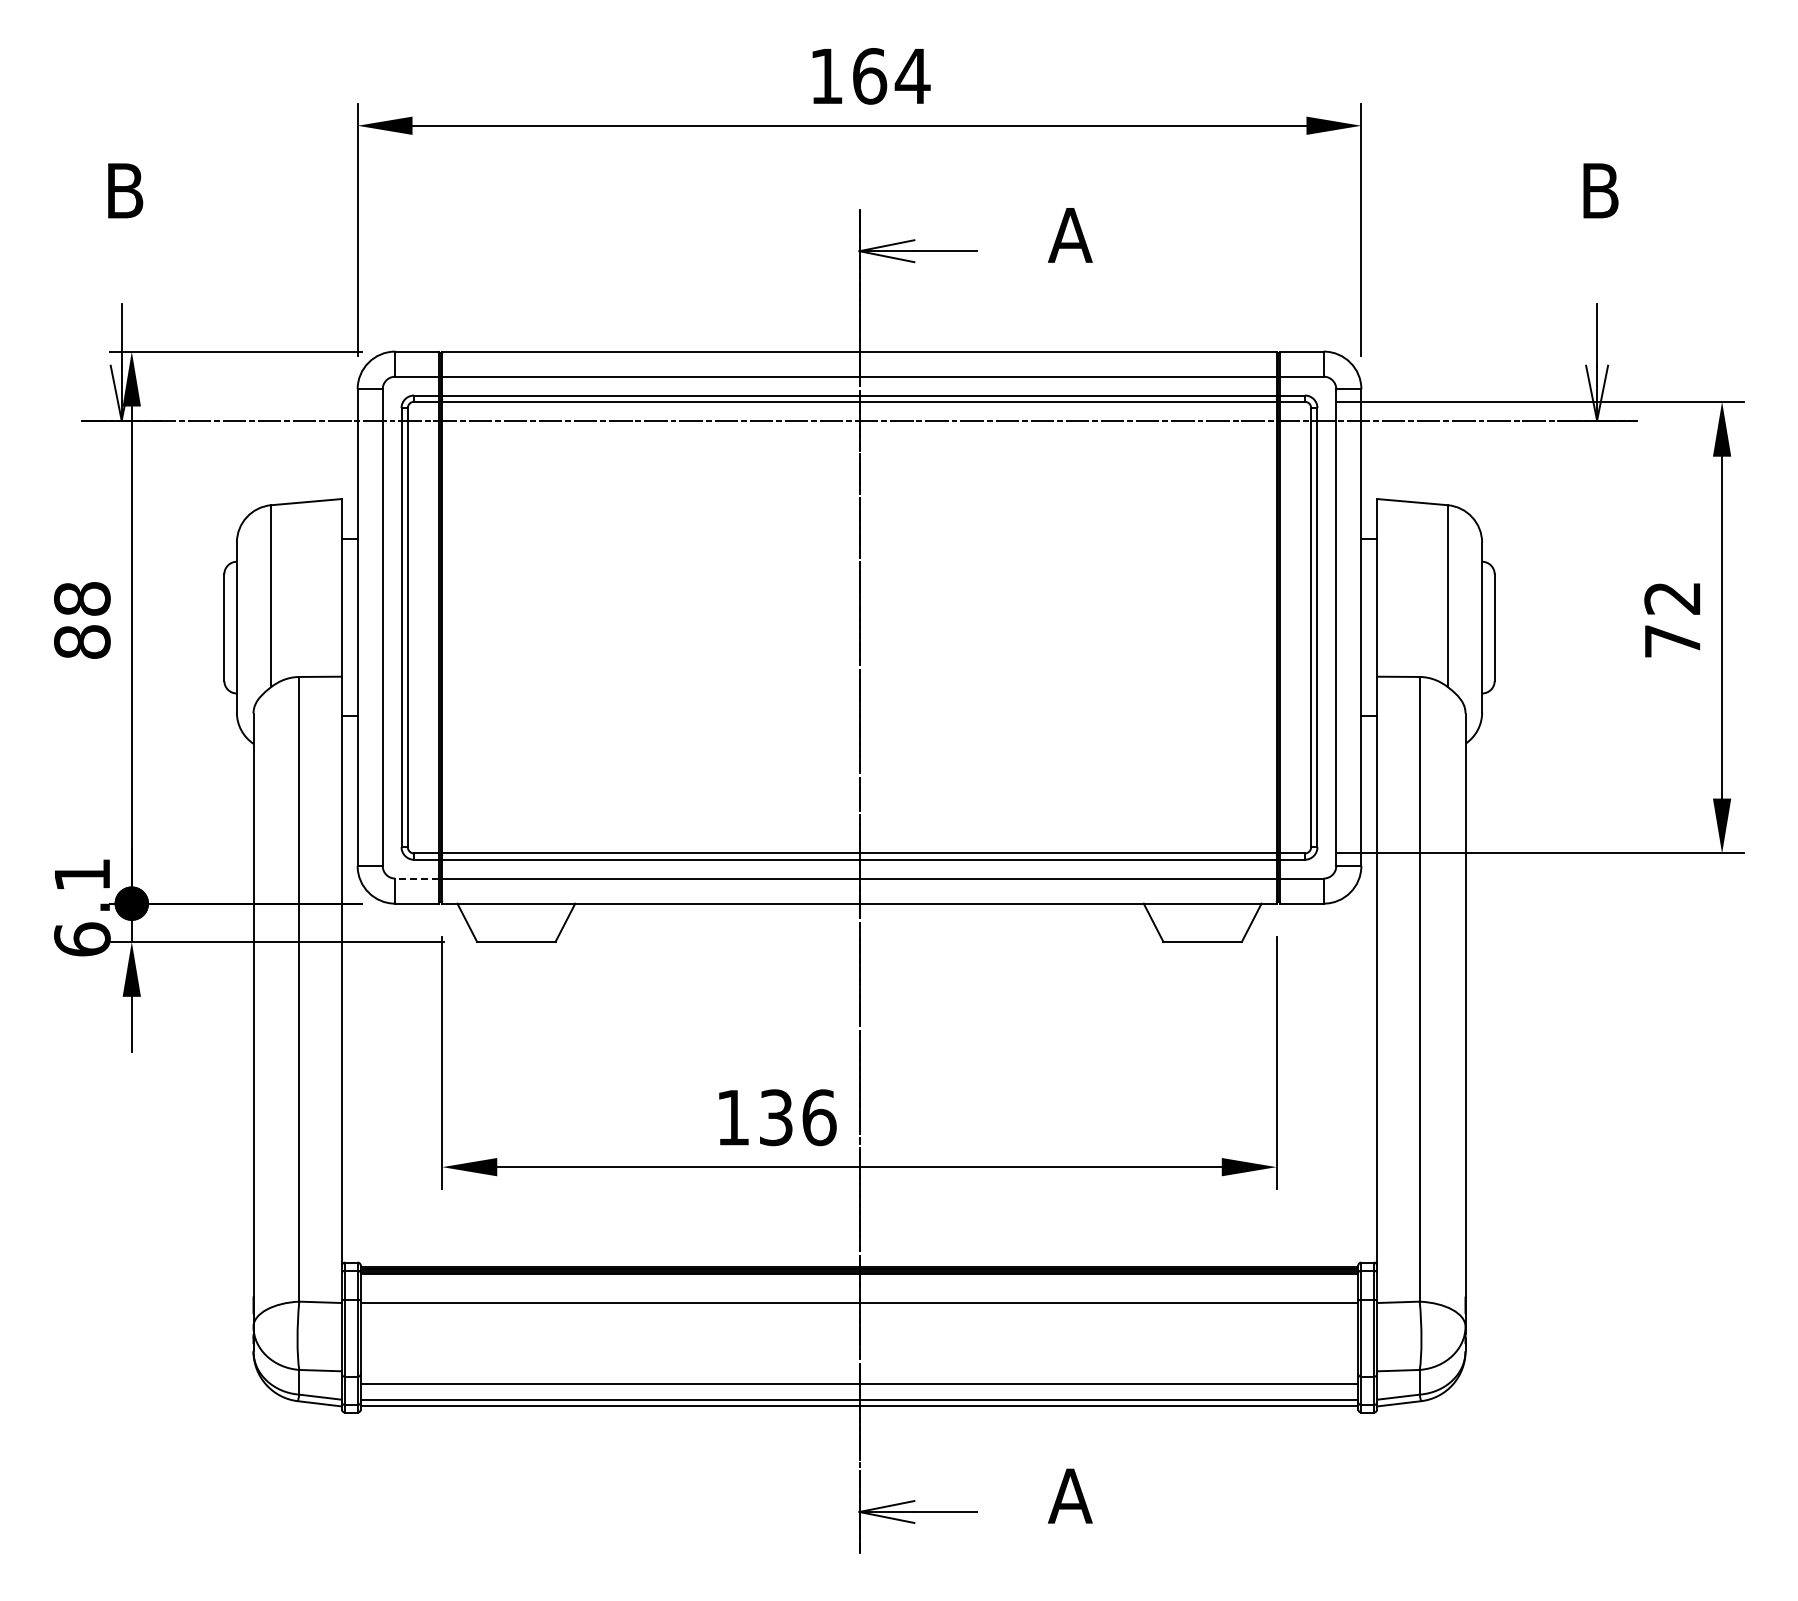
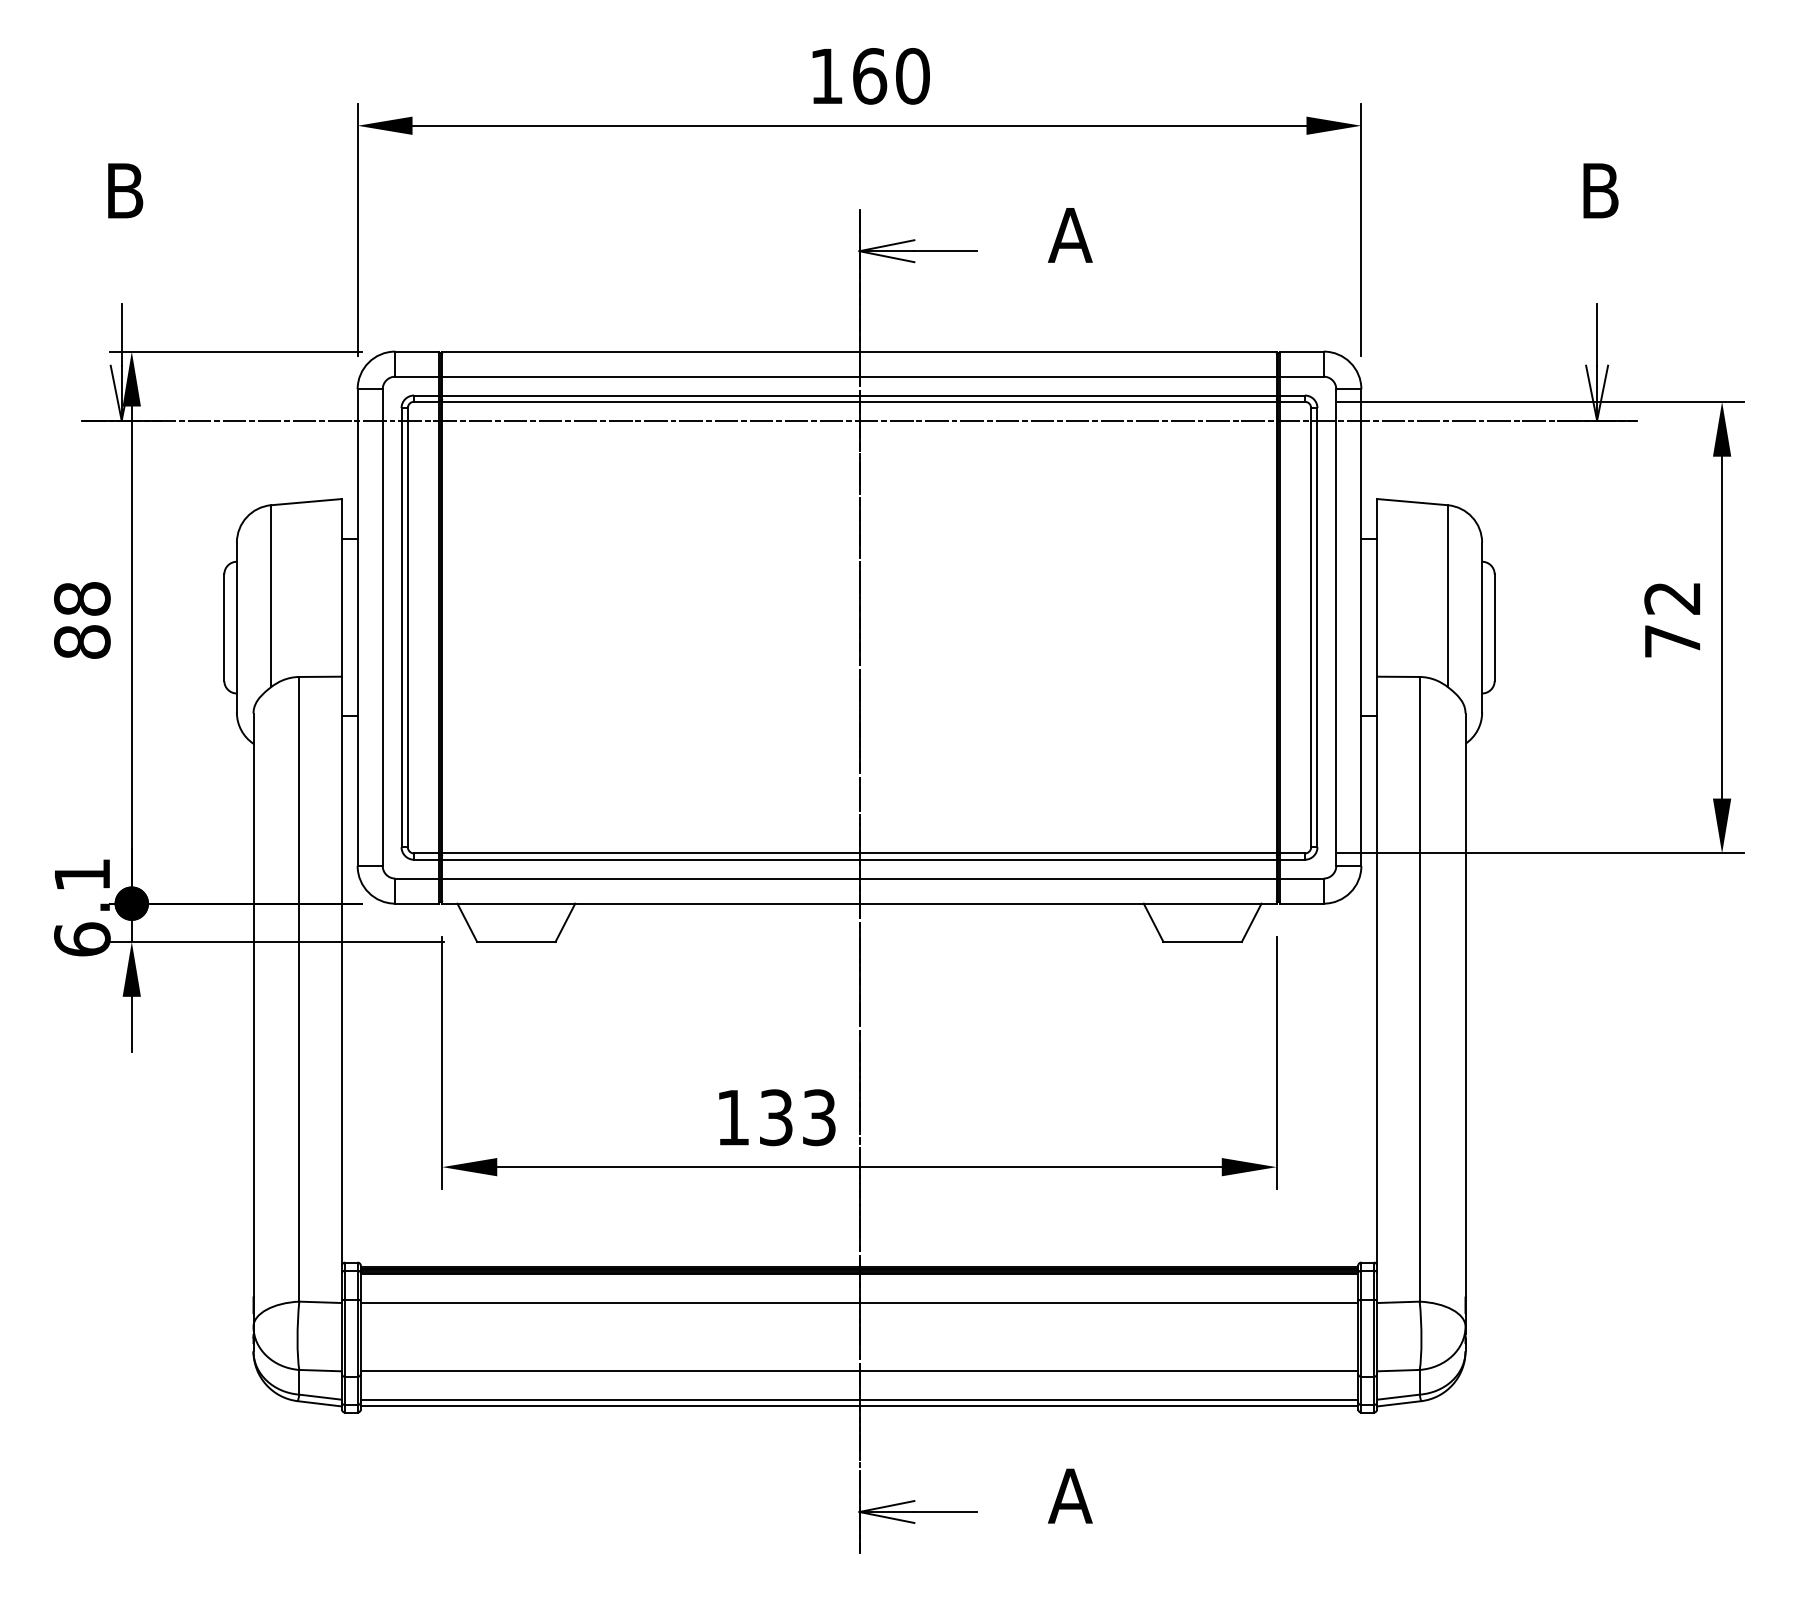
text: 164 -> 160 (912, 76)
line: dashed -> solid (417, 878)
text: 136 -> 133 (819, 1117)
line position: (859, 1384) -> (859, 1371) (859, 1371)
